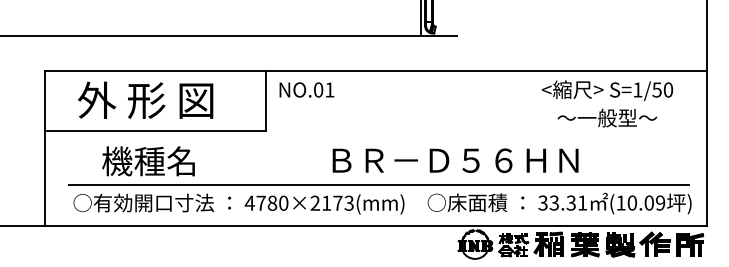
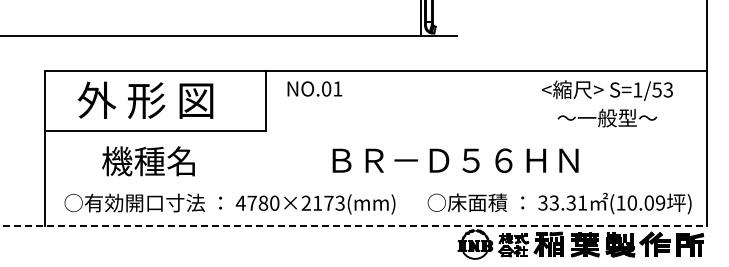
text position: (306, 89) -> (314, 88) (314, 88)
text: S=1/50 -> S=1/53 (668, 89)
line: present -> none (379, 185)
text position: (238, 203) -> (229, 203) (229, 203)
line: solid -> dashed (354, 226)
